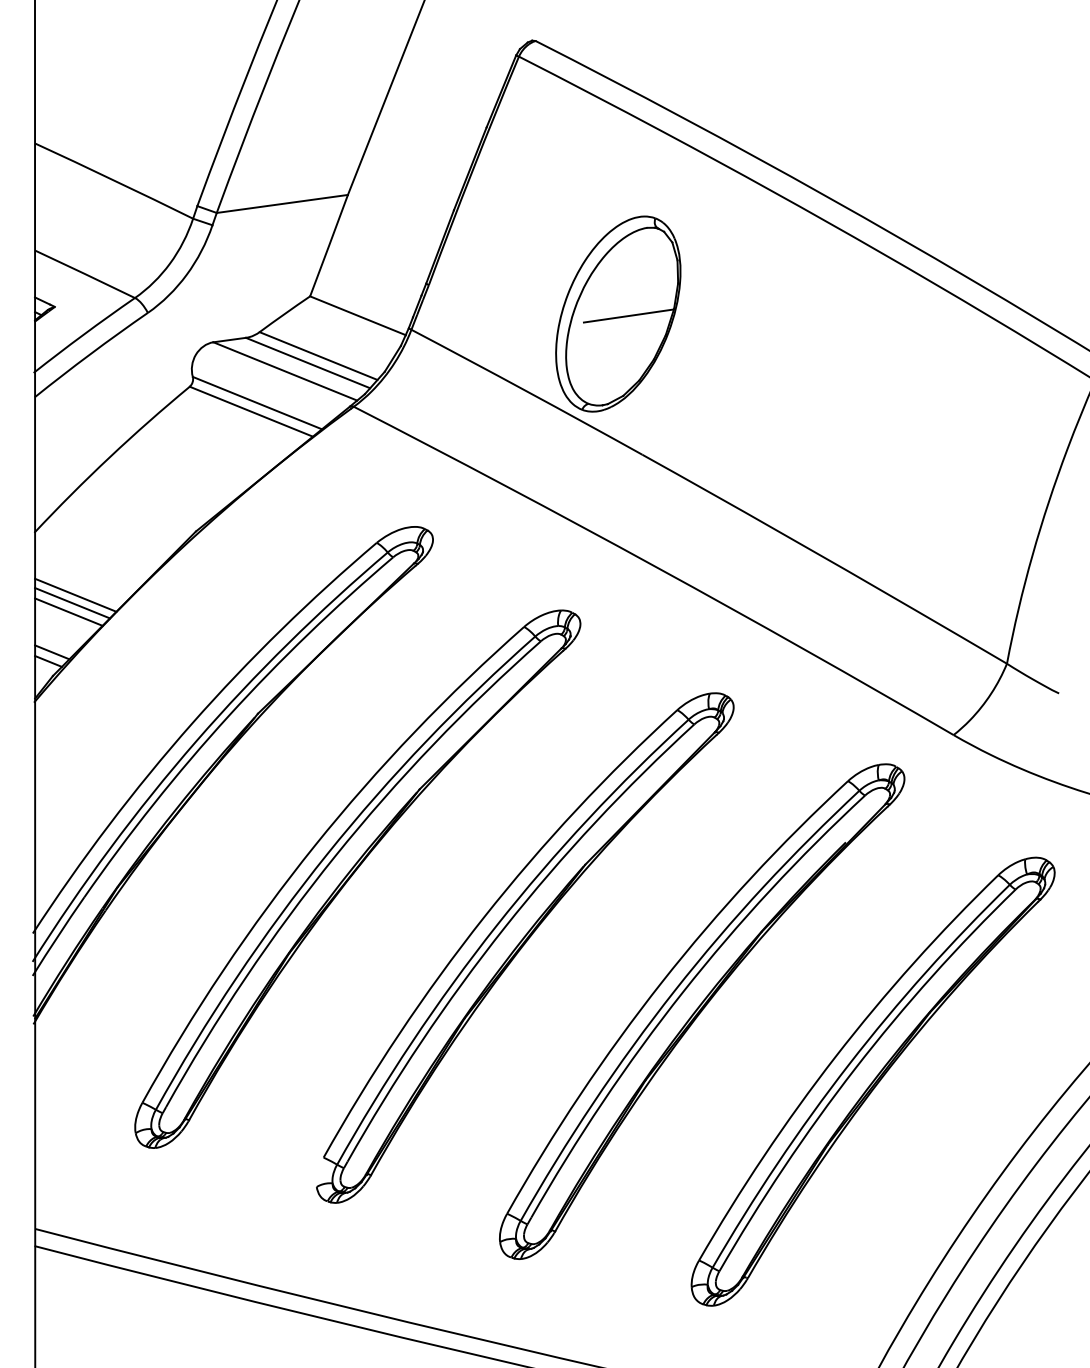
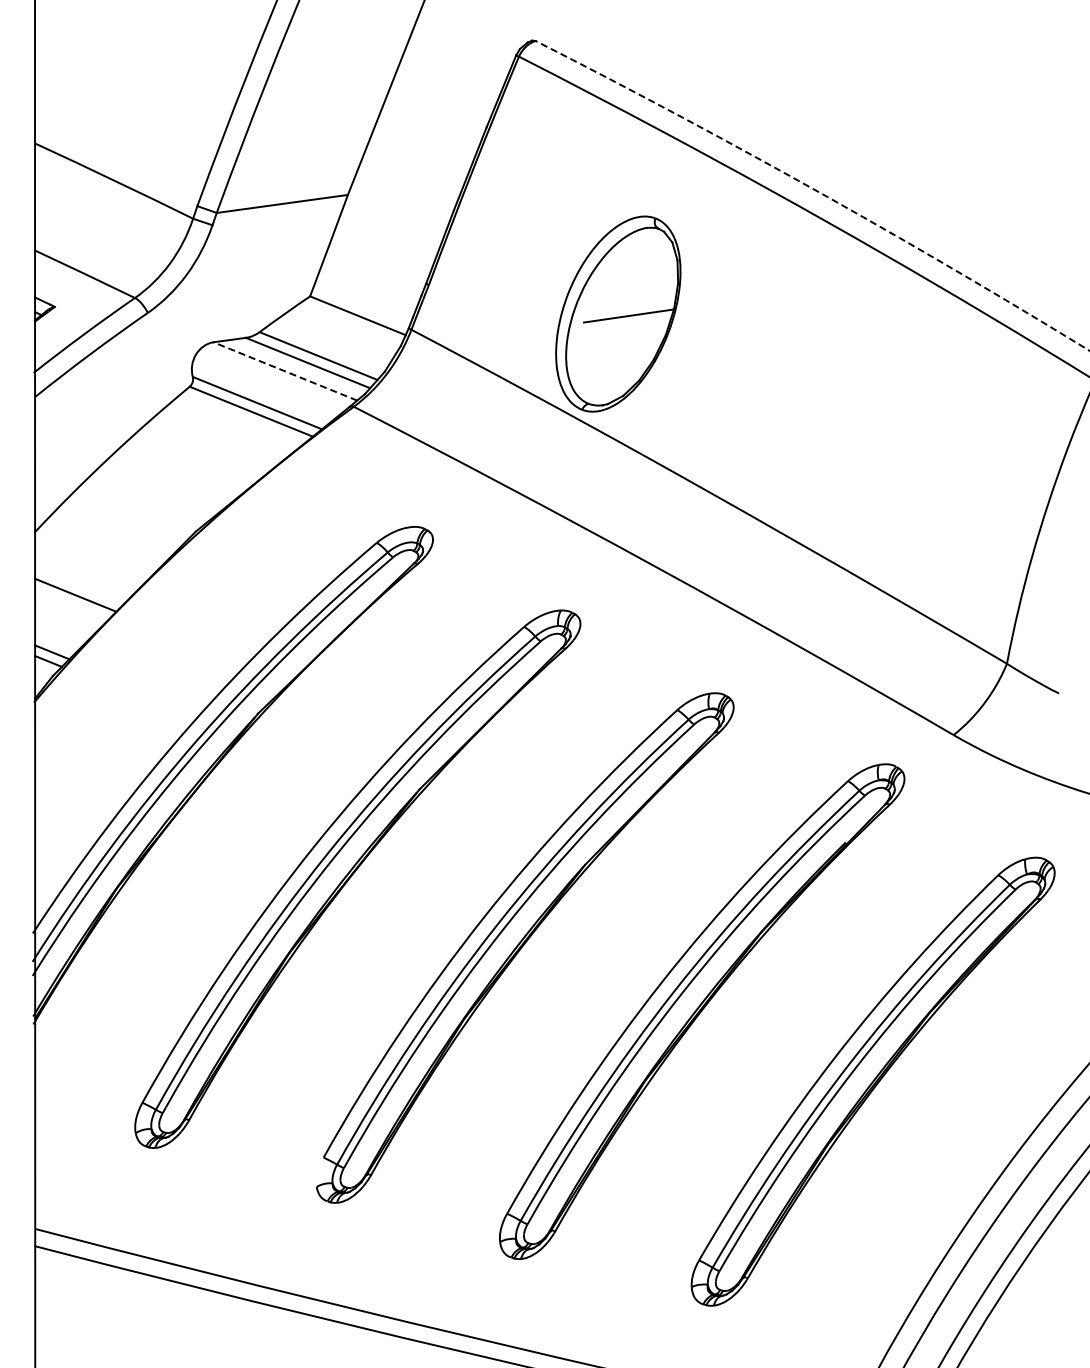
arc: solid -> dashed (816, 190)
line: solid -> dashed (285, 371)
line: present -> none (72, 603)
line: present -> none (68, 611)
